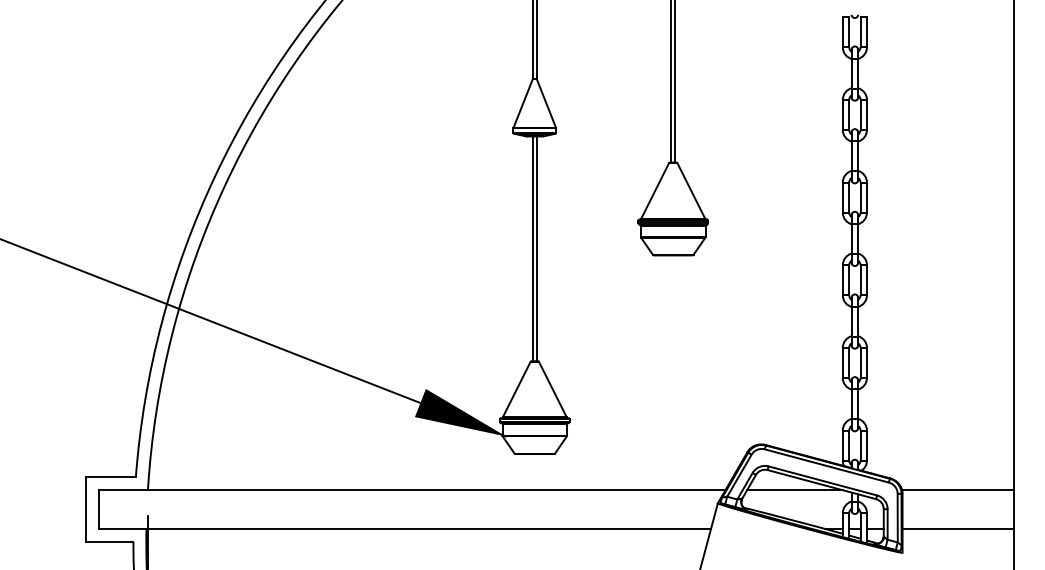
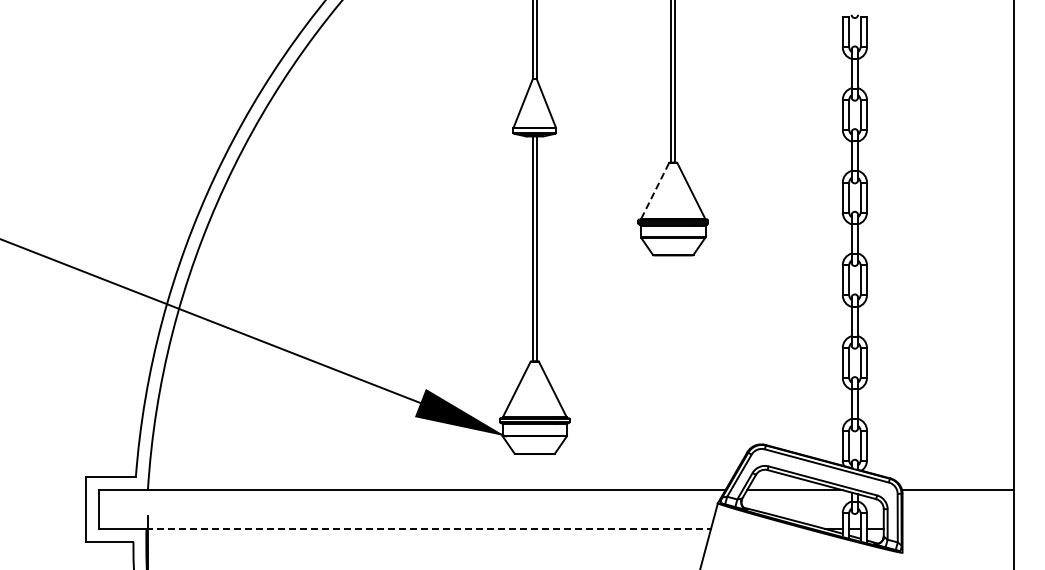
line: solid -> dashed (655, 190)
line: solid -> dashed (429, 528)
line: present -> none (957, 528)
